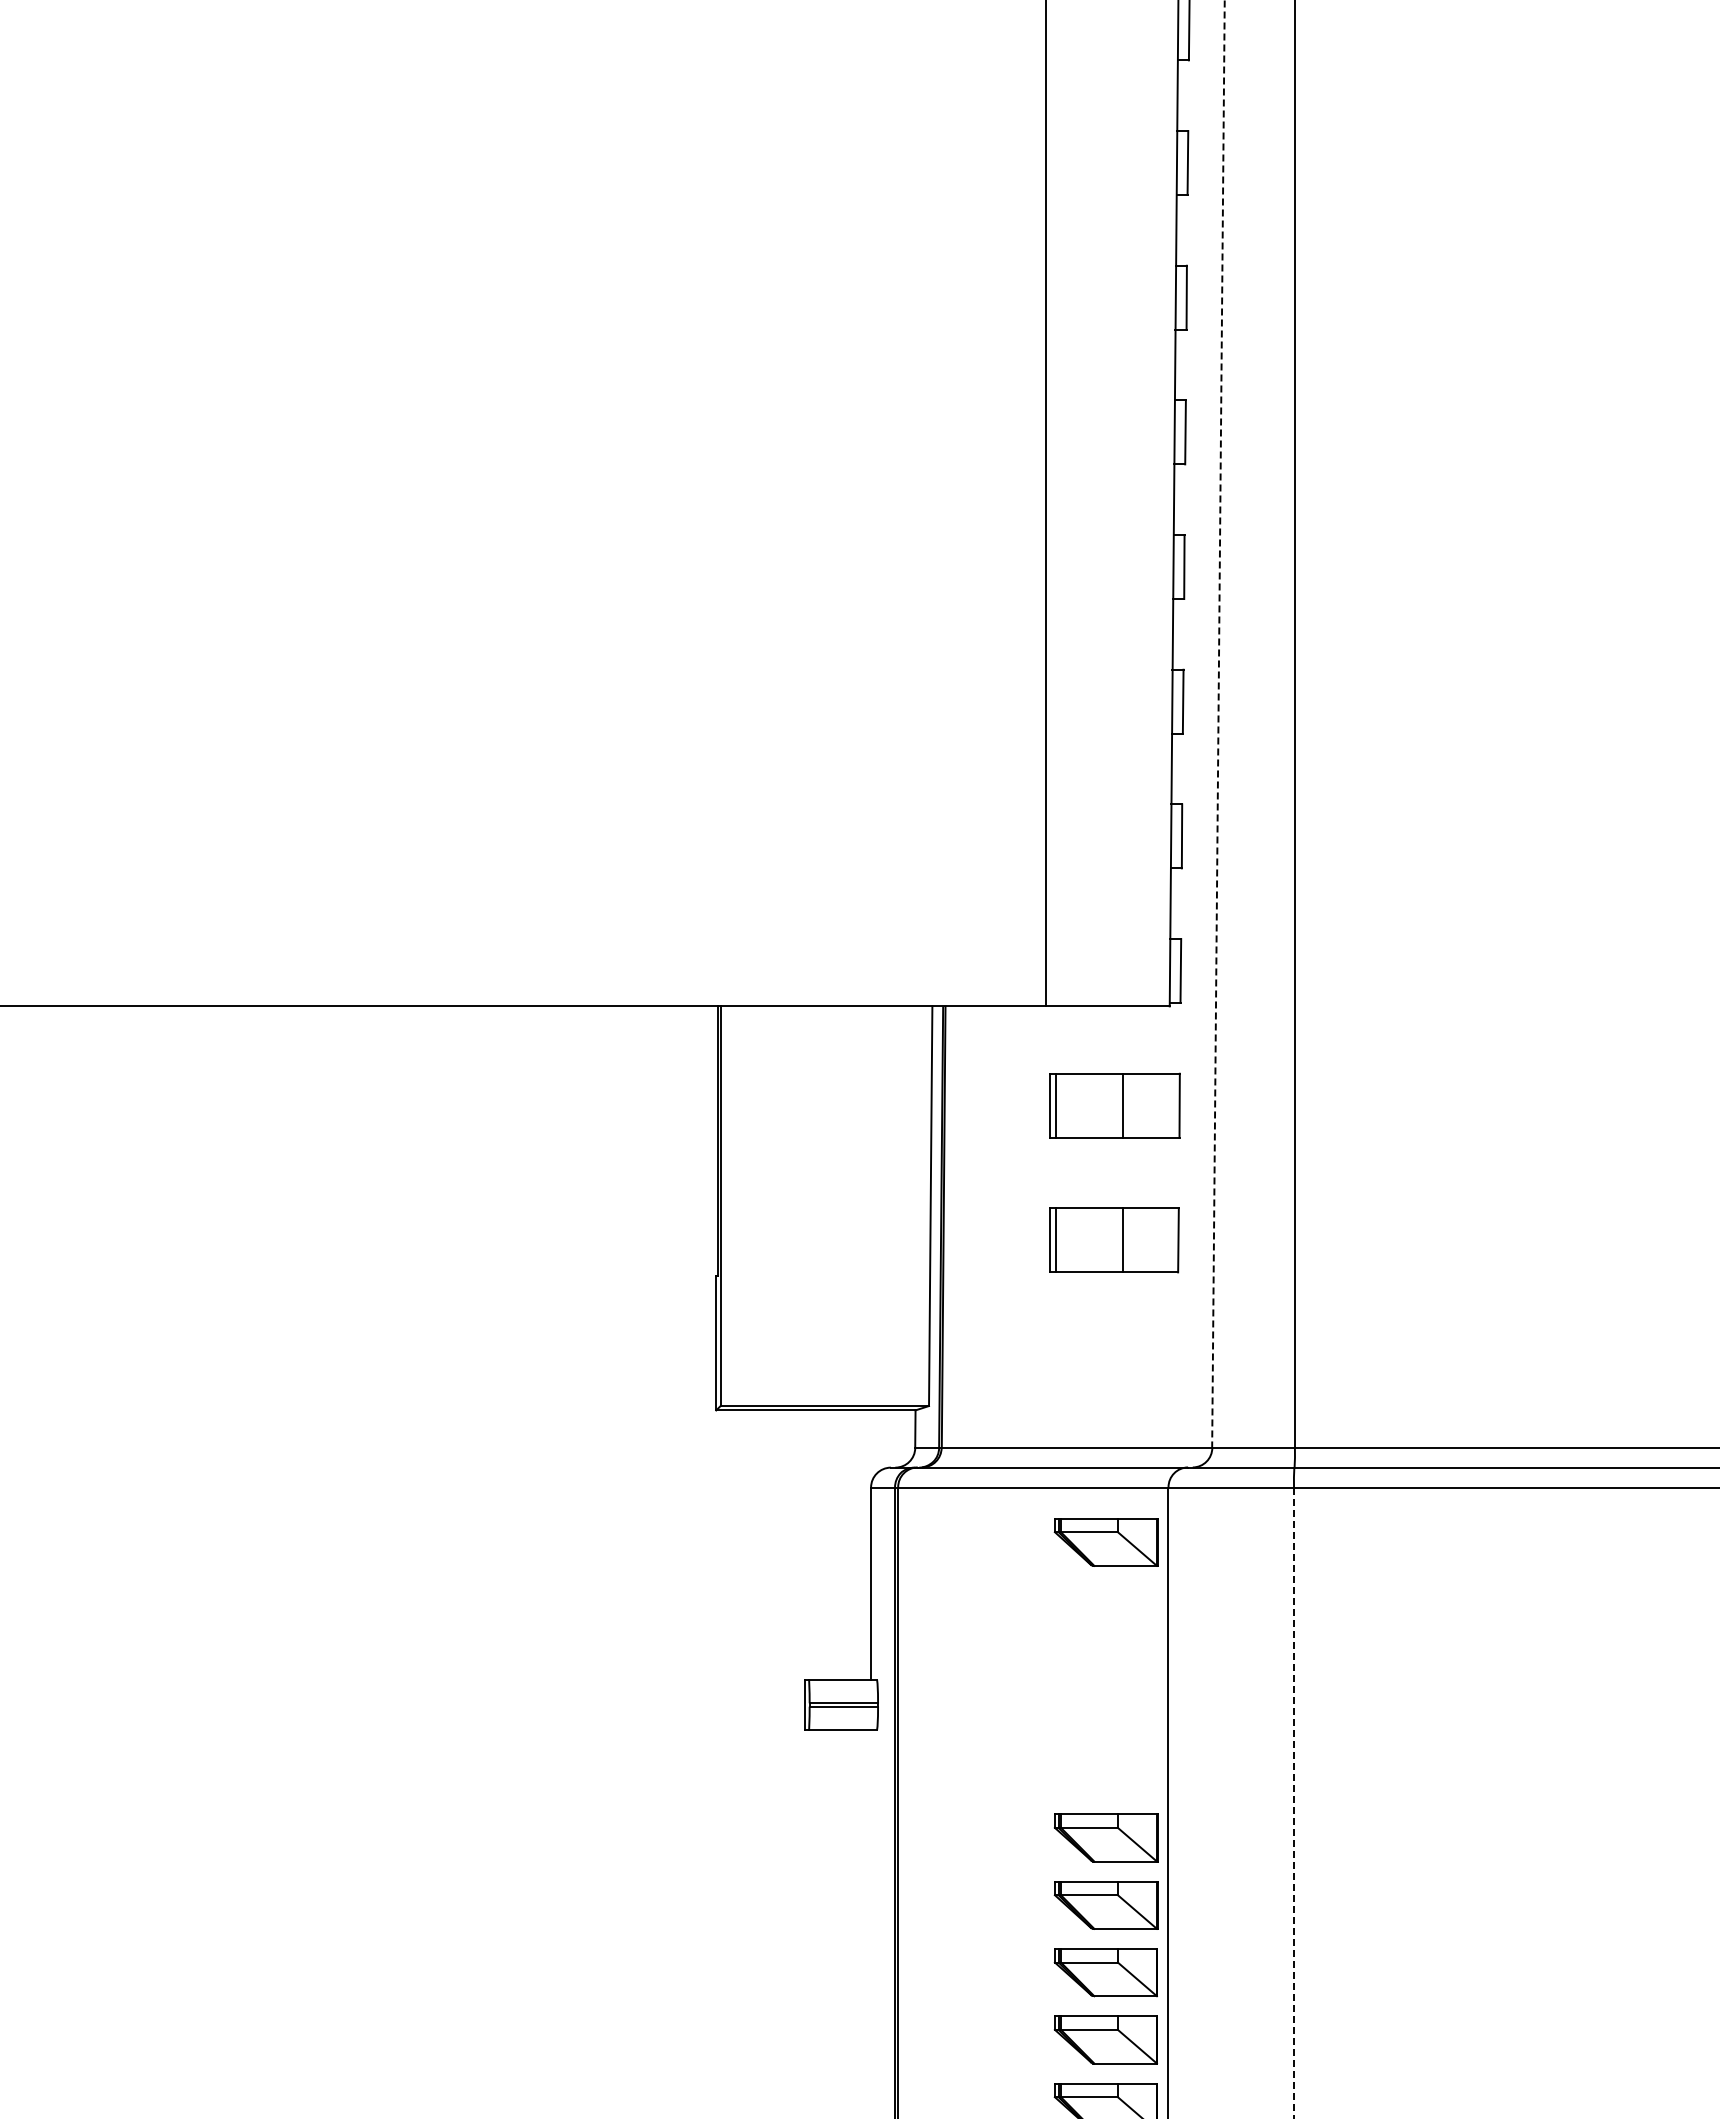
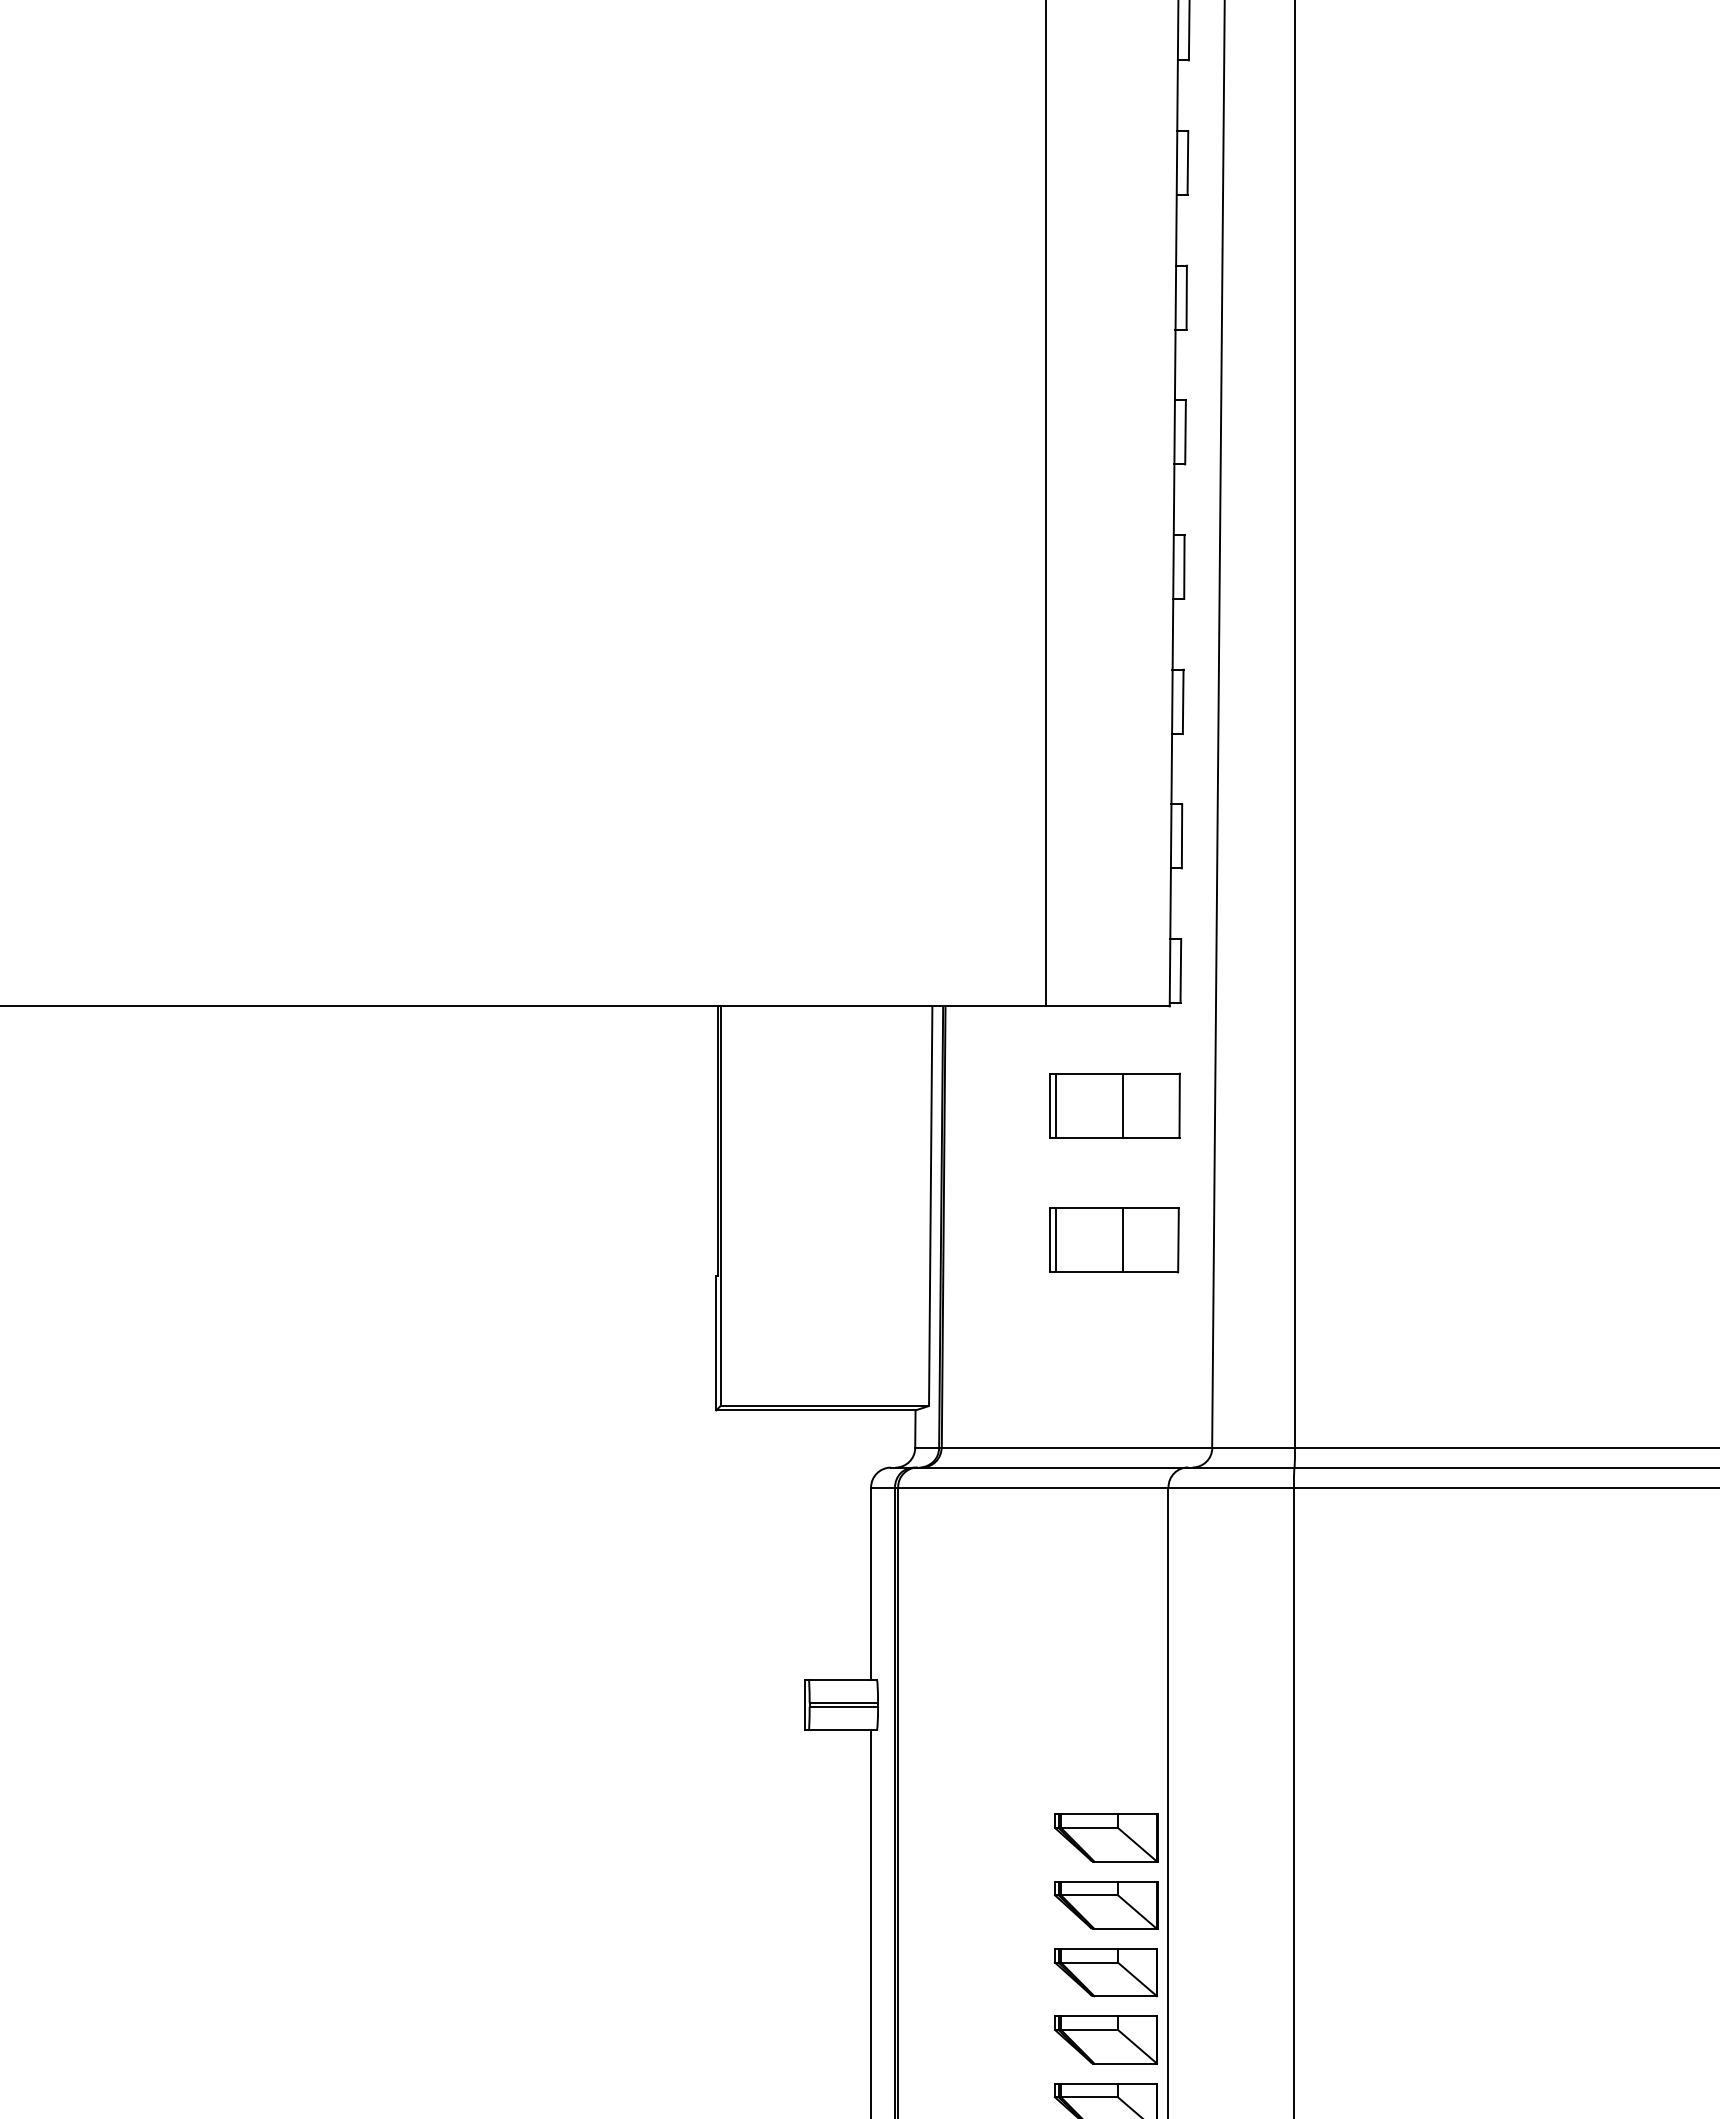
line: dashed -> solid (1218, 724)
part: present -> none (1105, 1542)
line: dashed -> solid (1293, 1803)
line: none -> present (870, 1922)
